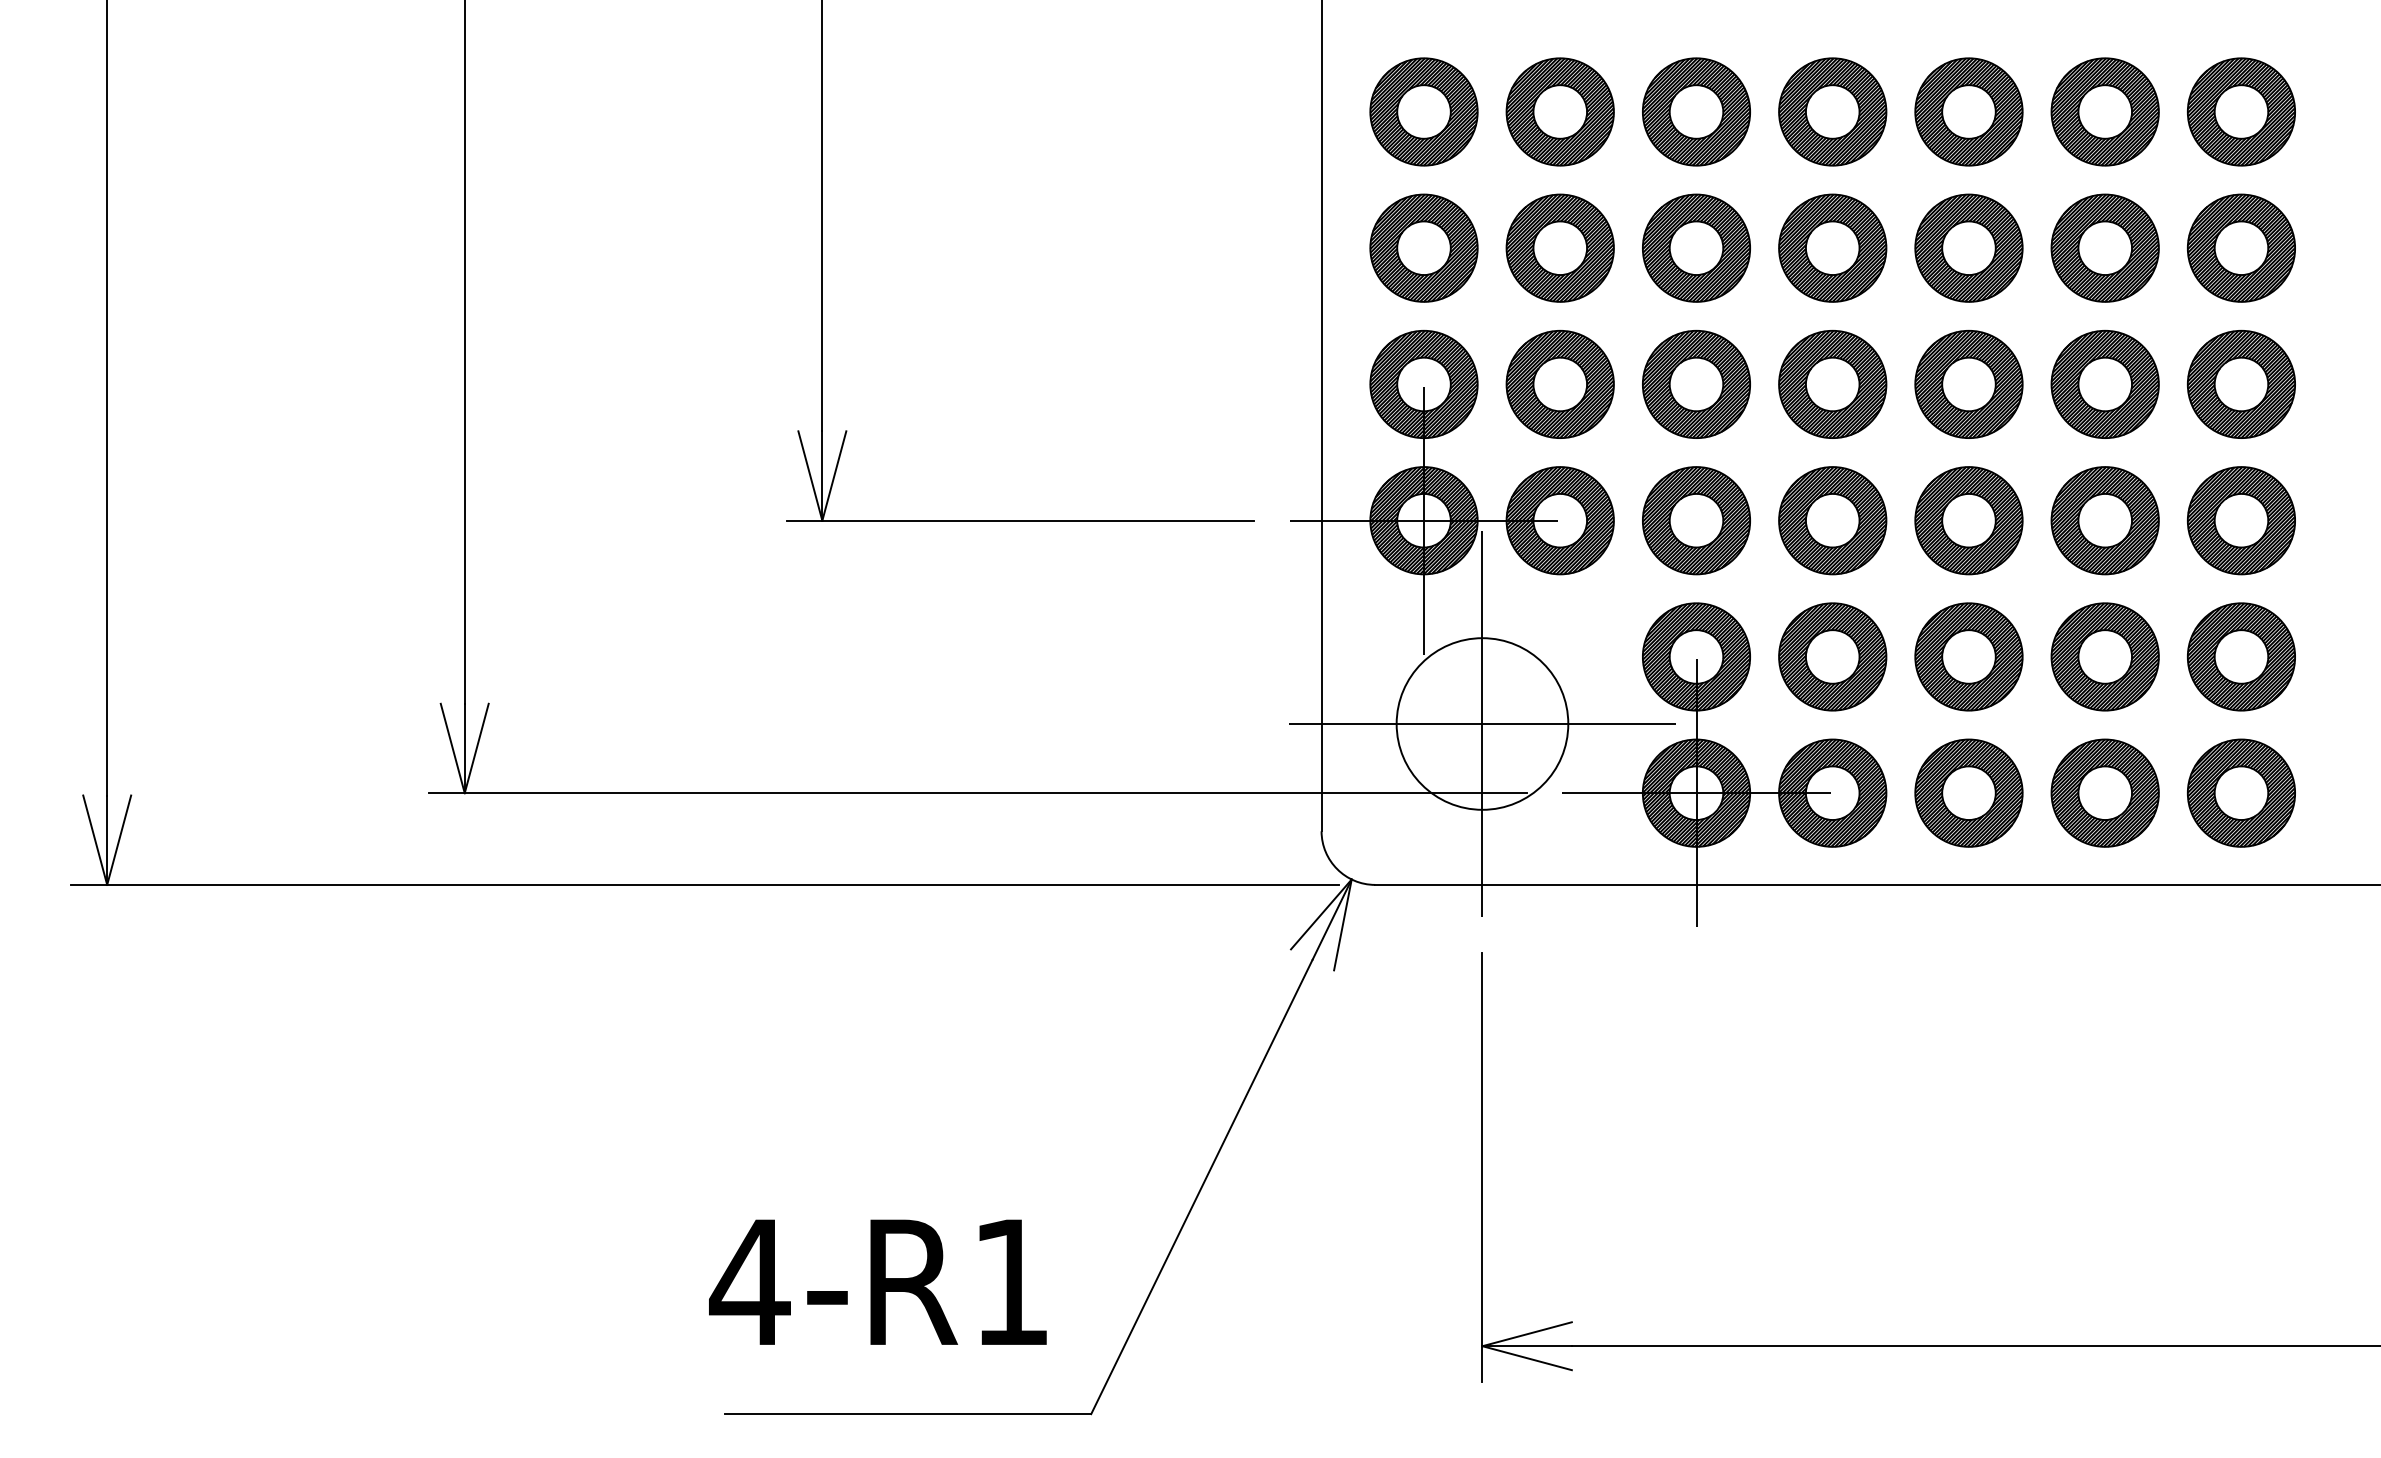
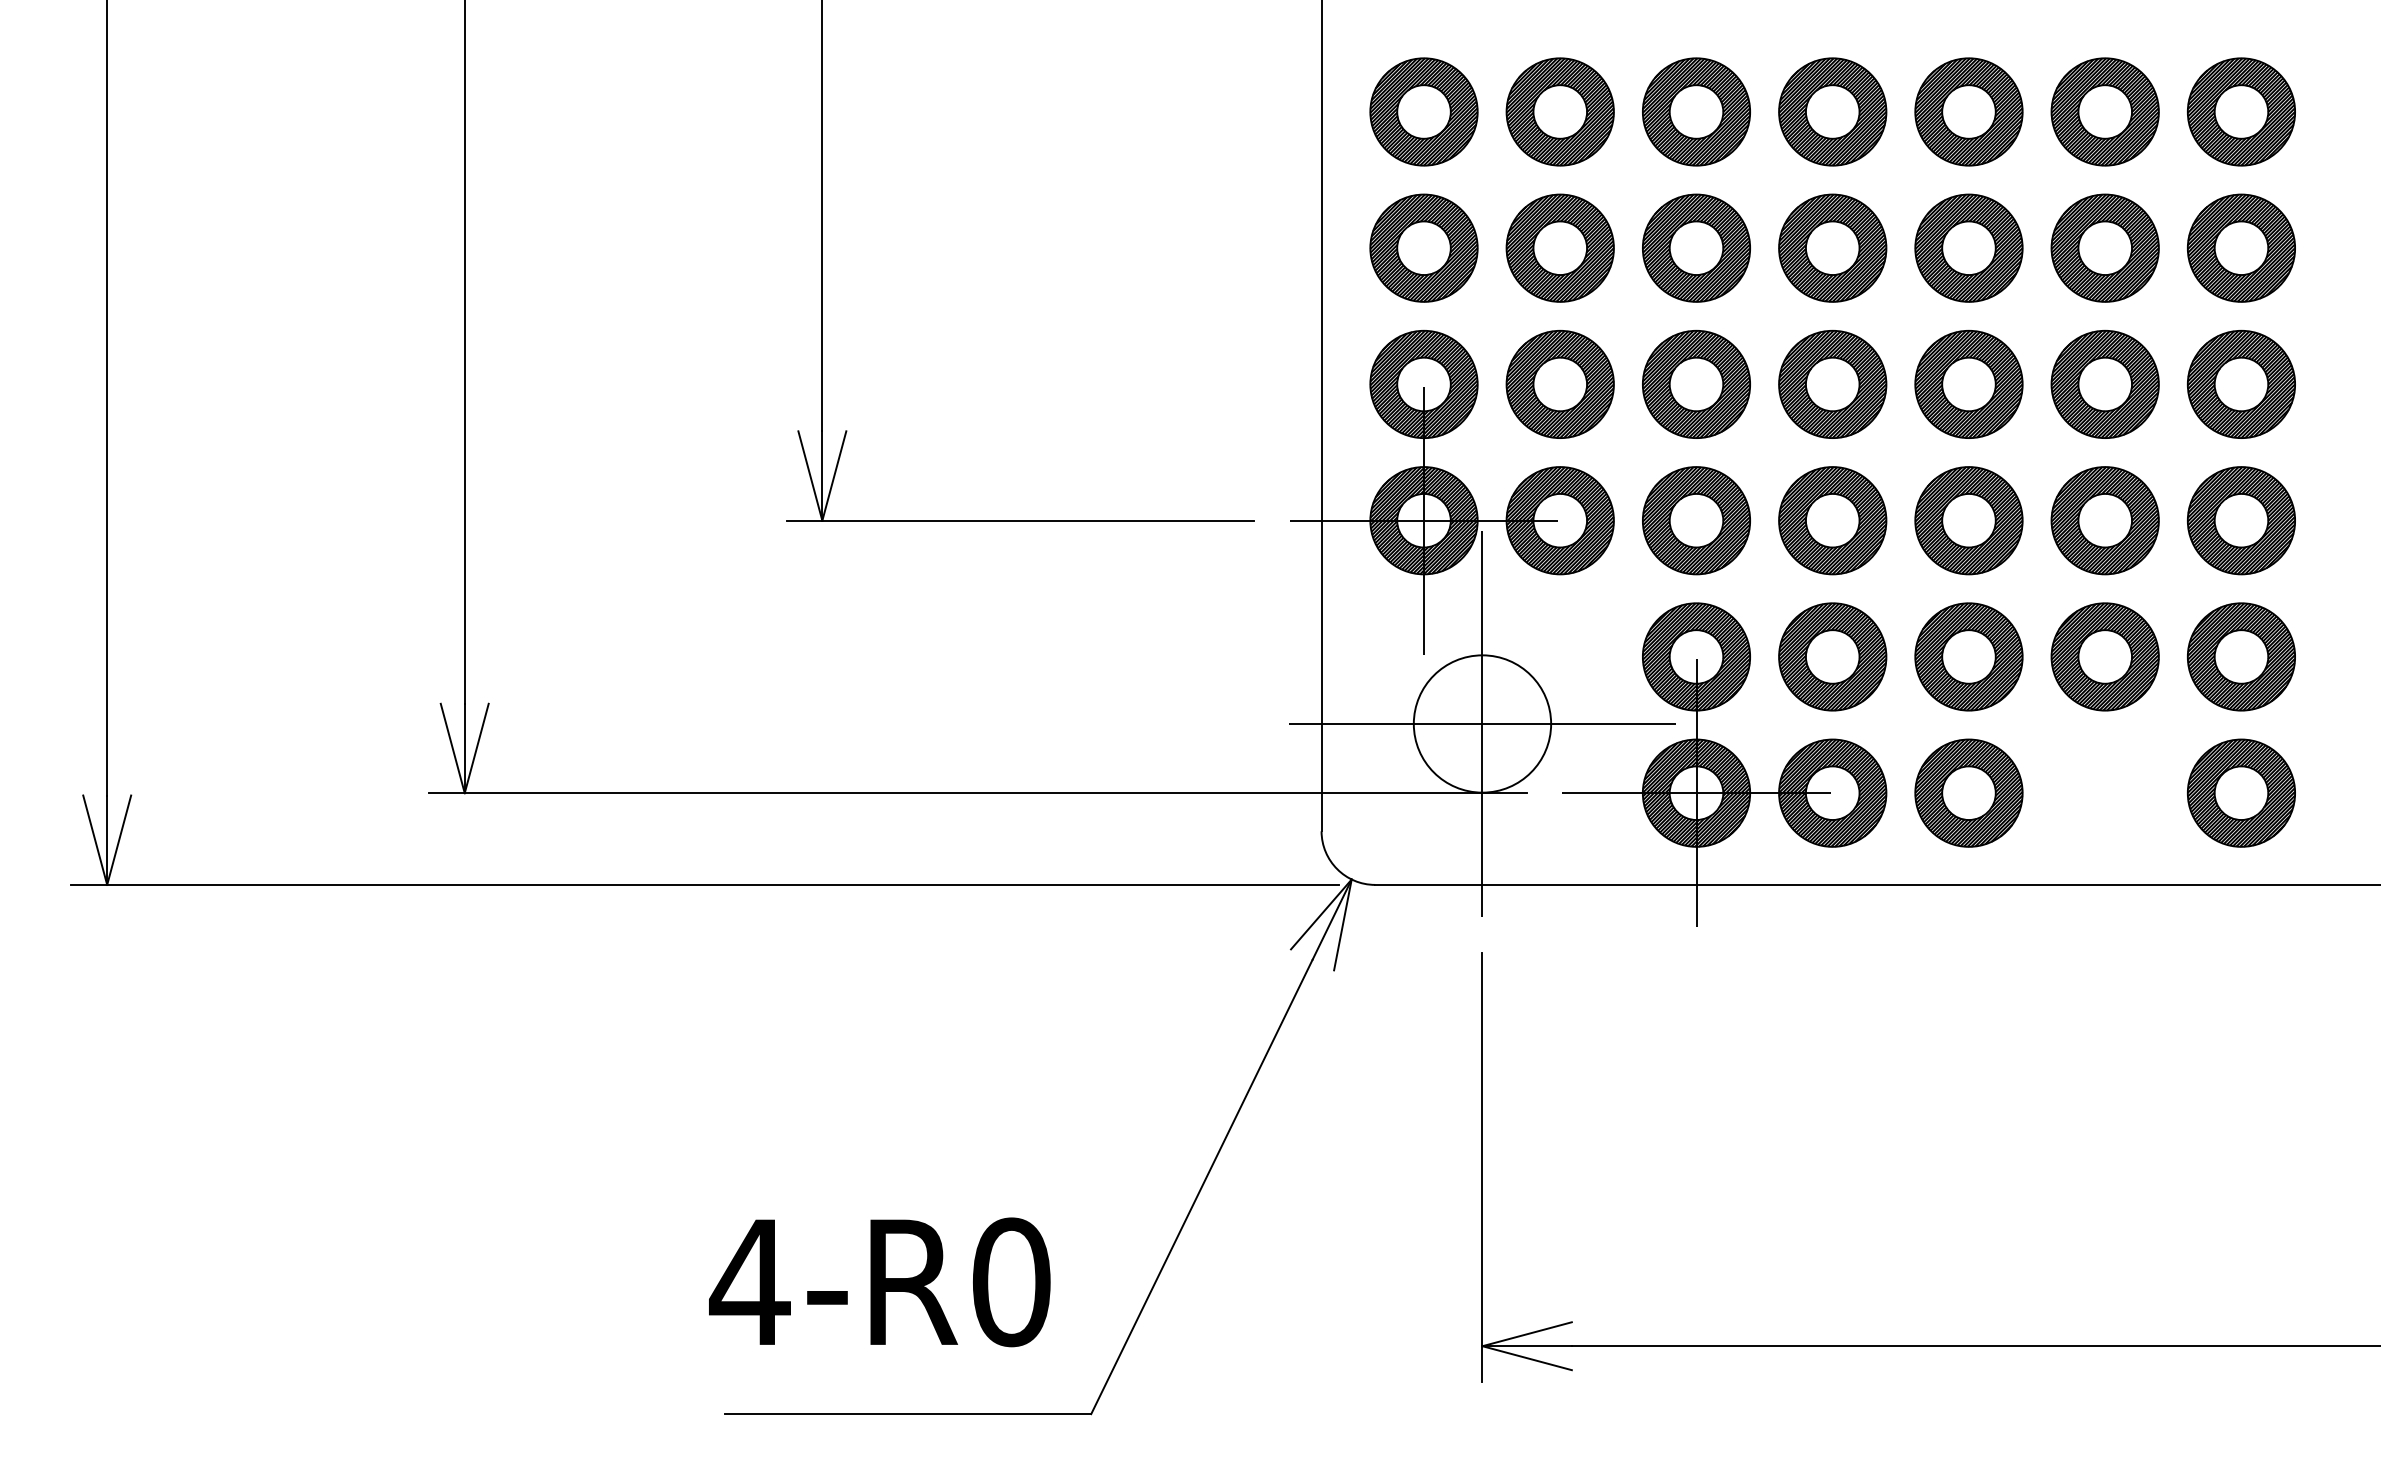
circle diameter: 172 px -> 137 px (1482, 723)
part: present -> none (2104, 792)
text: 4-R1 -> 4-R0 (1011, 1282)
